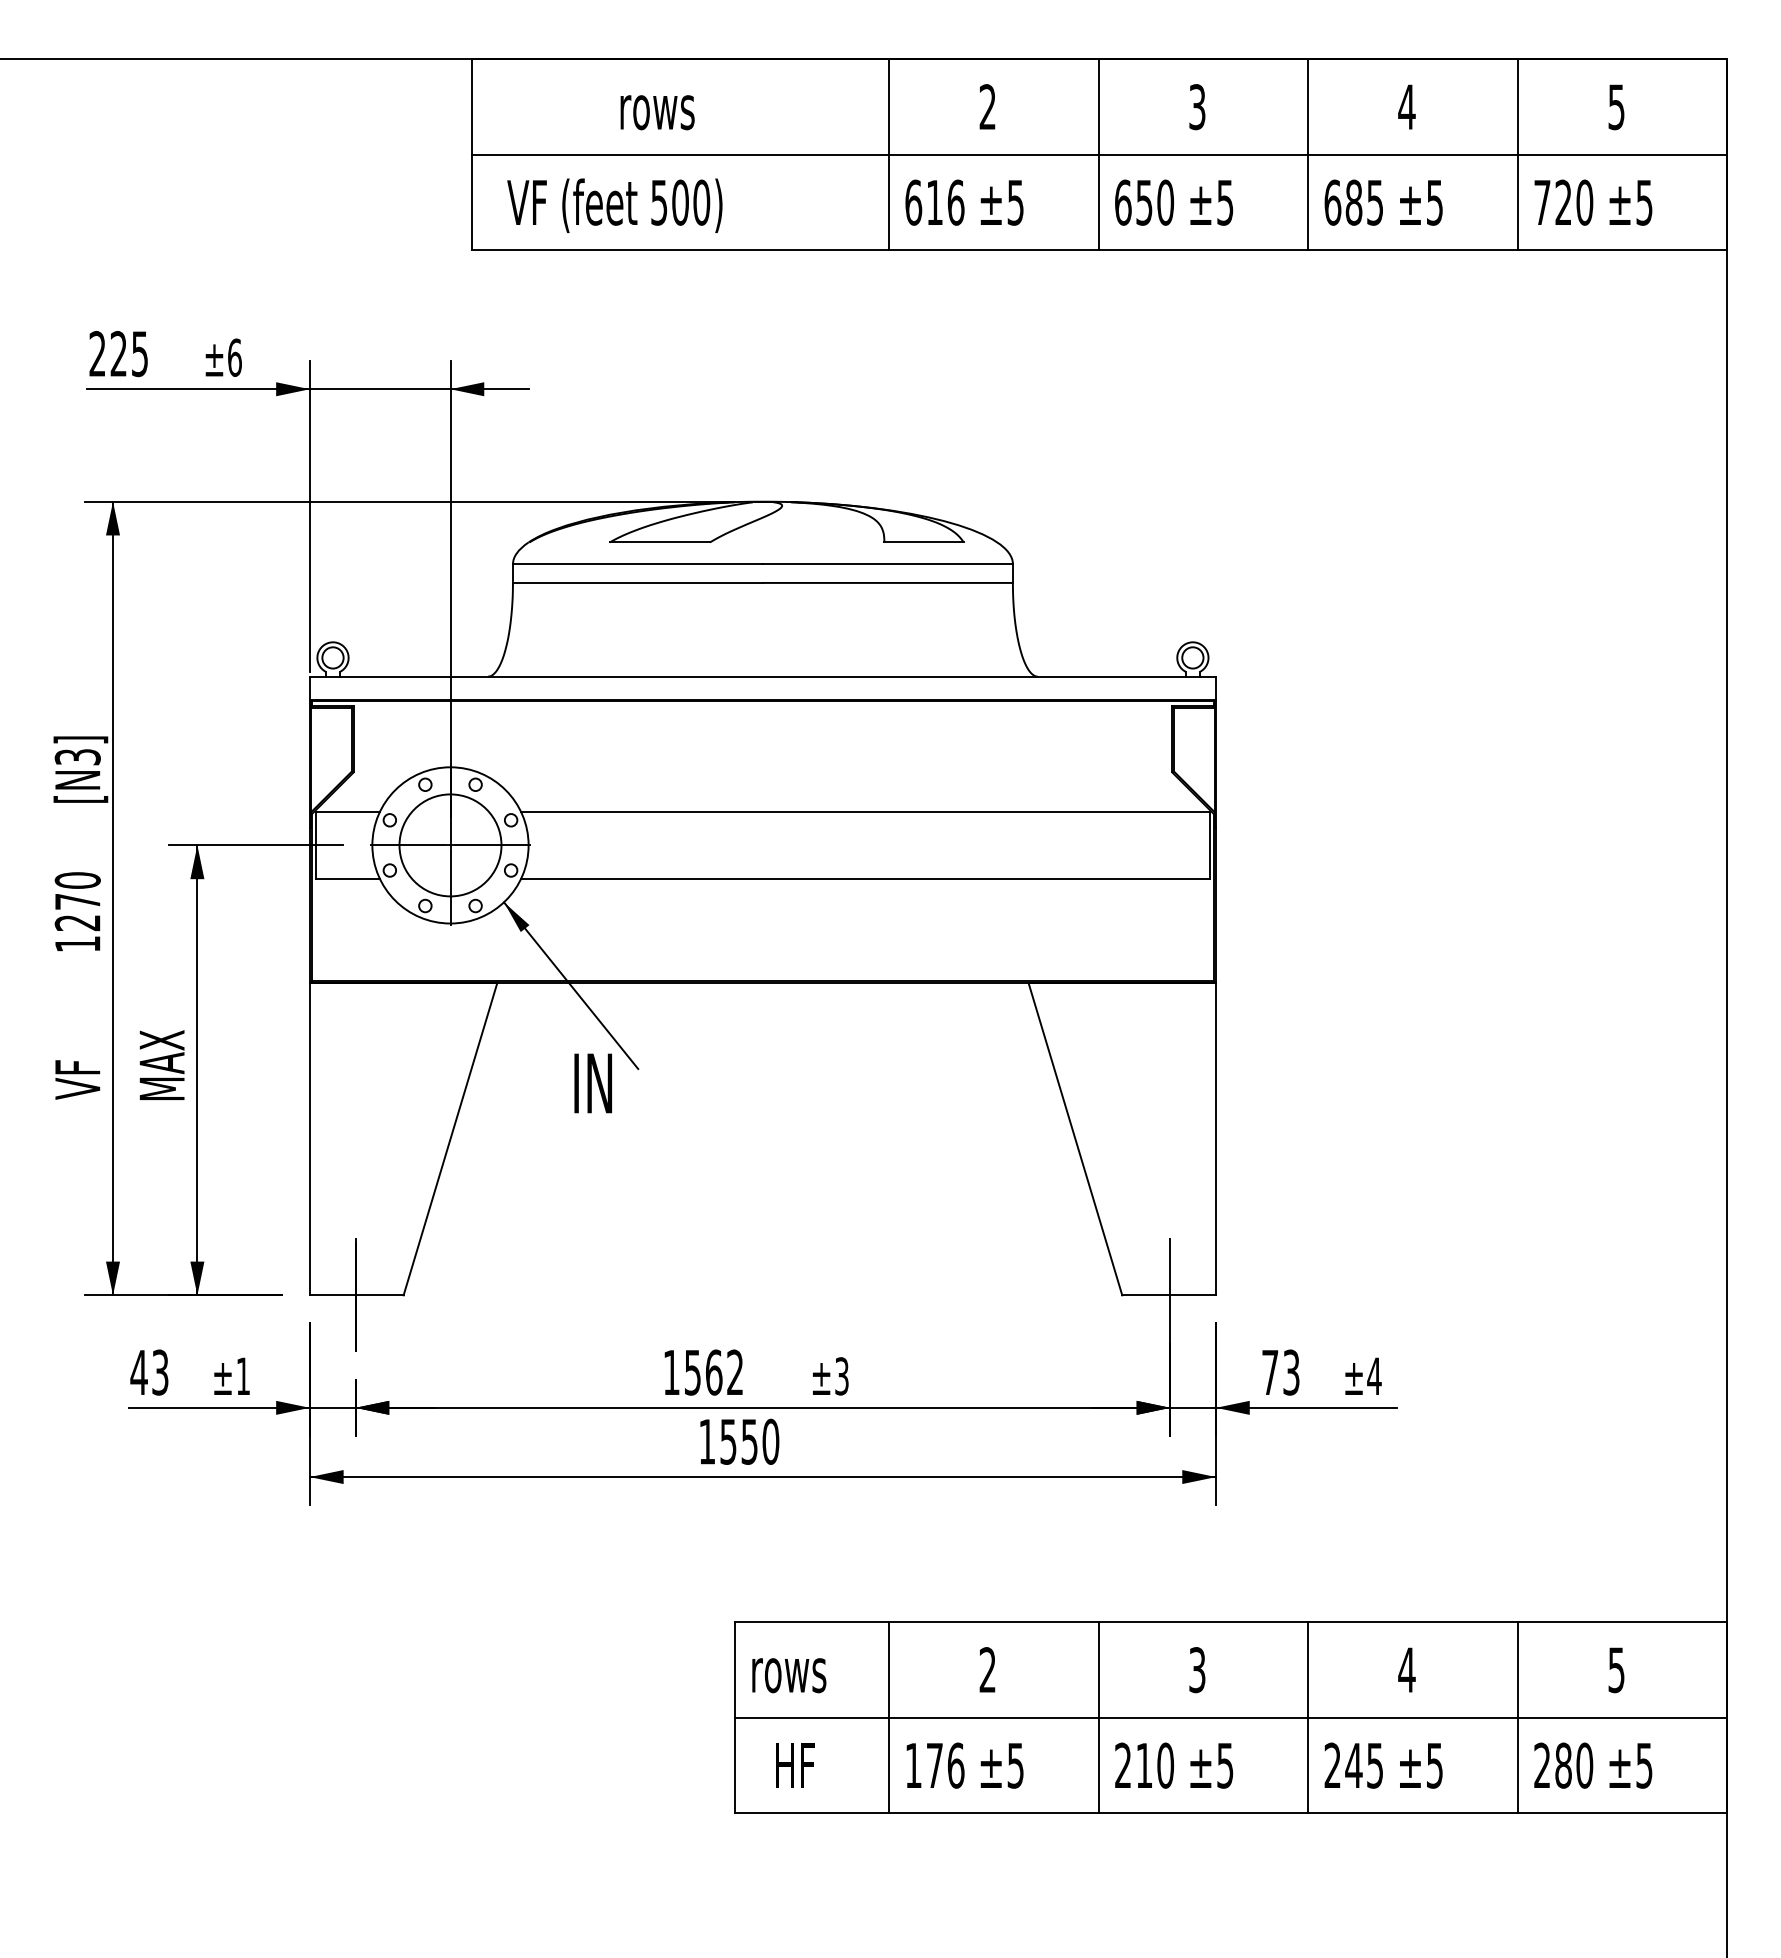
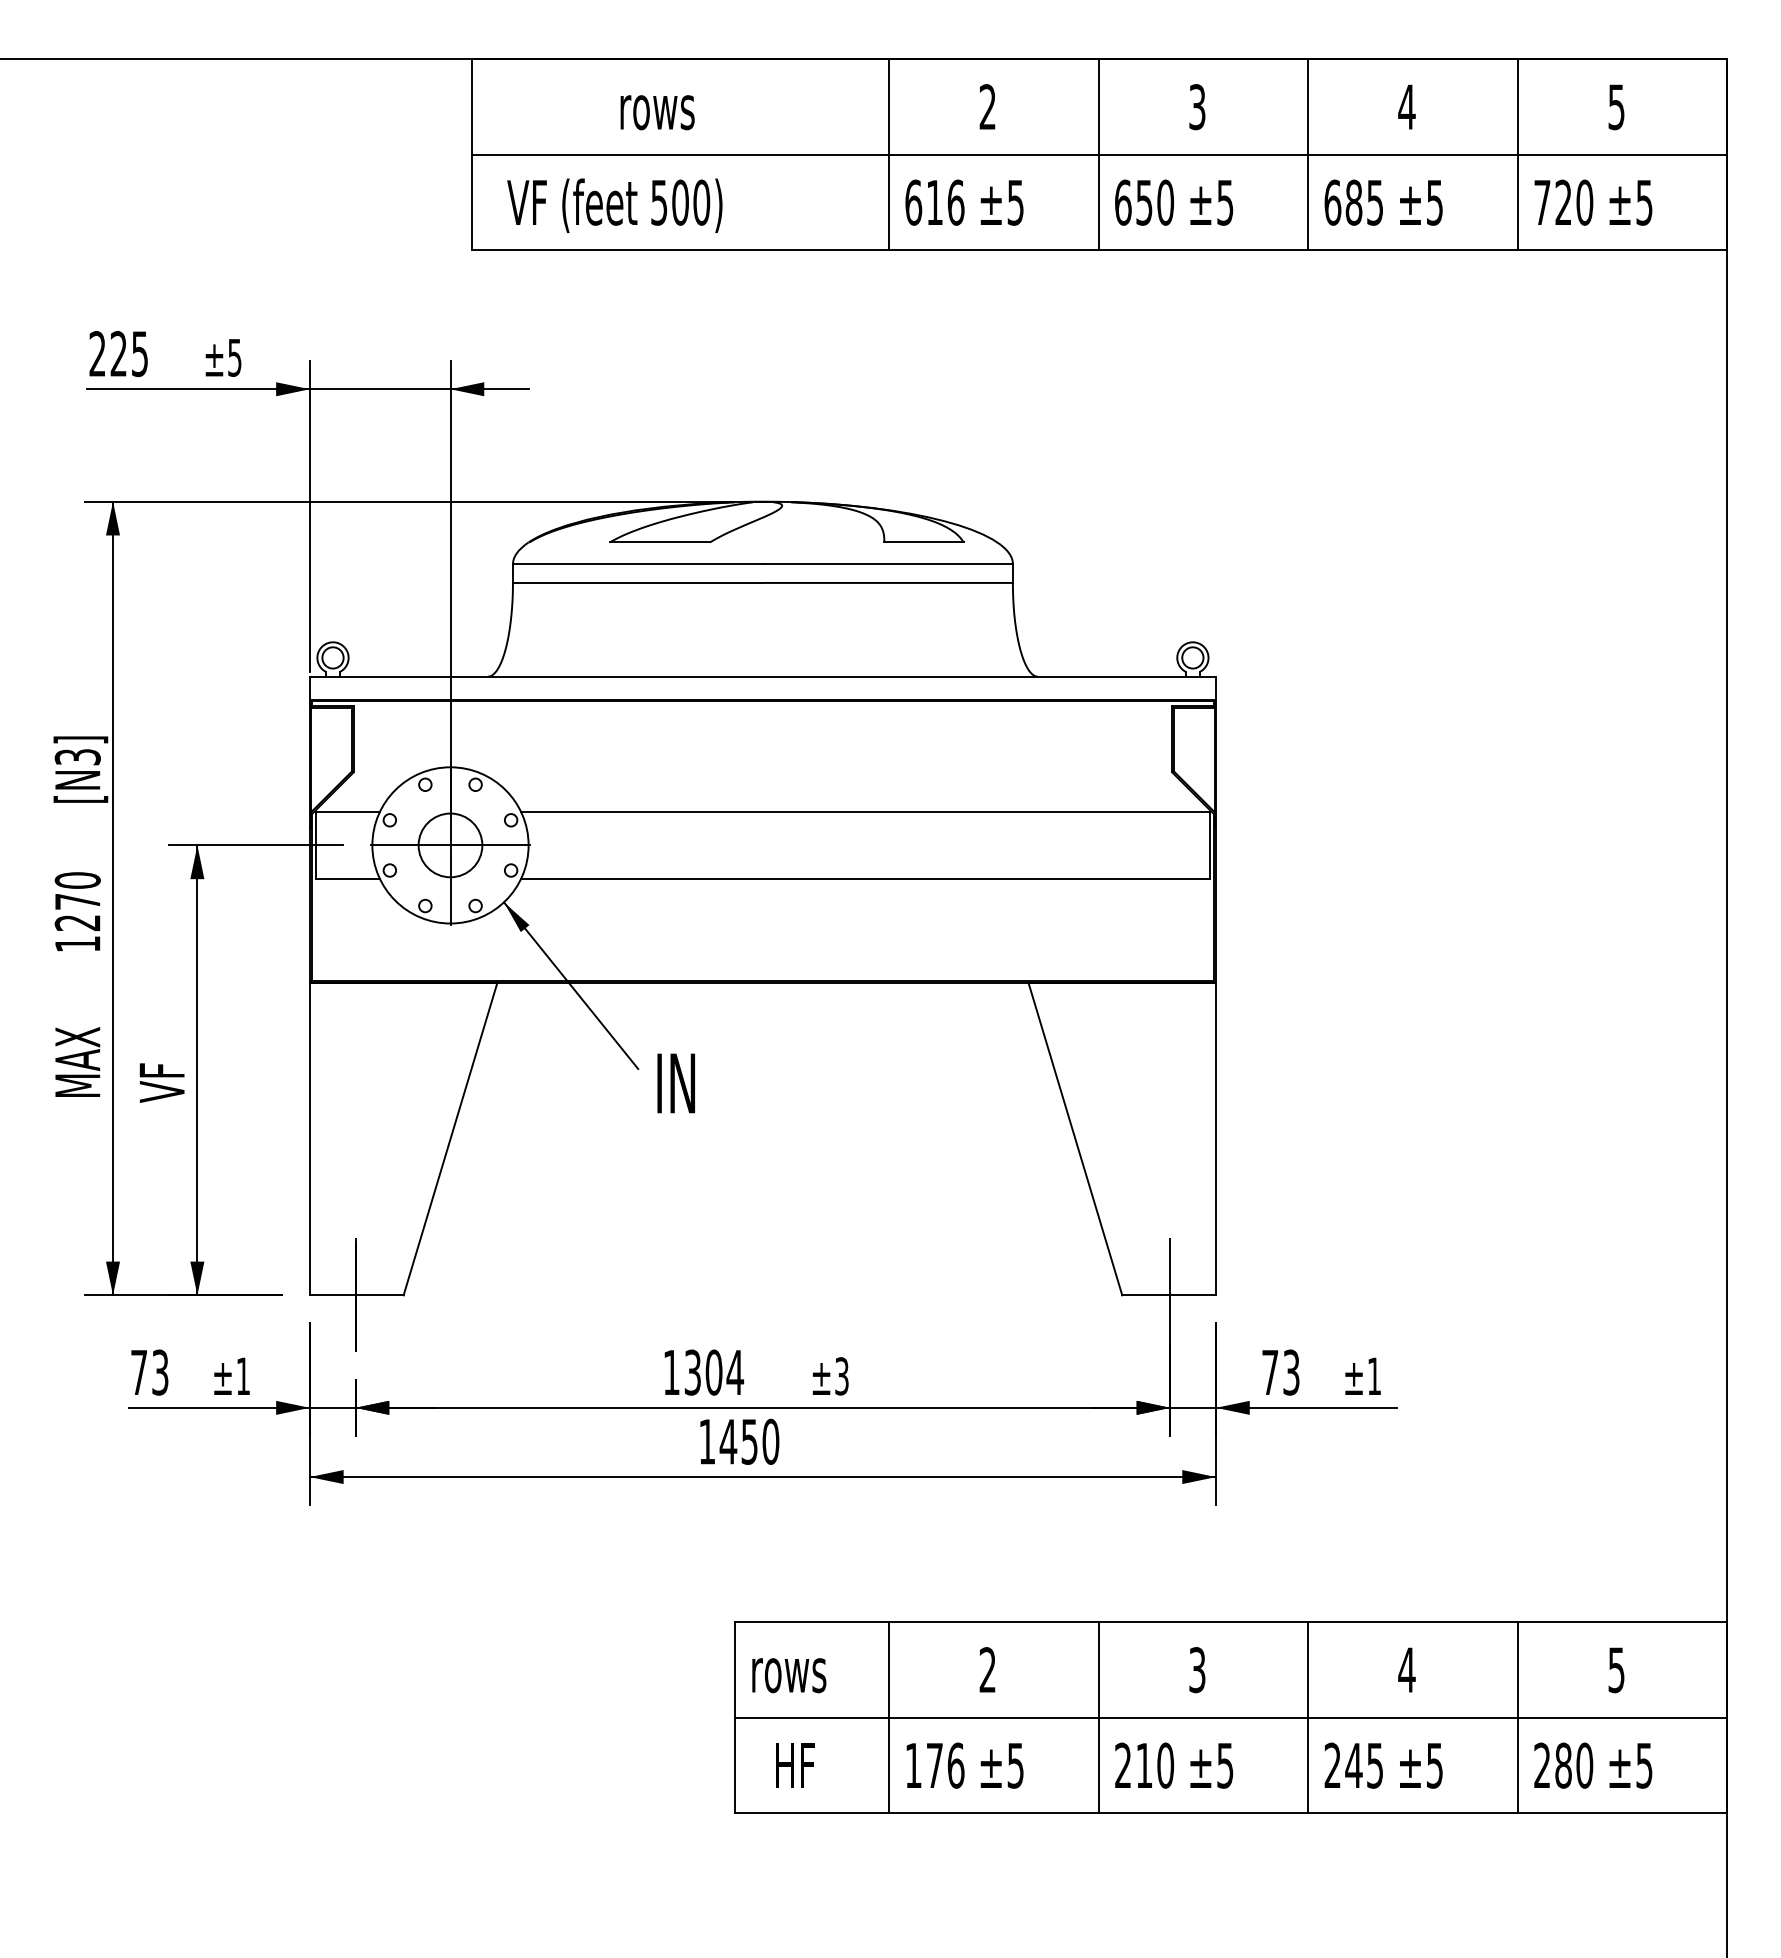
text: ±6 -> ±5 (234, 357)
circle diameter: 102 px -> 64 px (450, 845)
text: VF -> MAX (77, 1063)
text: MAX -> VF (161, 1066)
text position: (592, 1083) -> (675, 1083) (675, 1083)
text: 43 -> 73 (138, 1372)
text: 1562 -> 1304 (714, 1372)
text: ±4 -> ±1 (1374, 1375)
text: 1550 -> 1450 (728, 1441)
